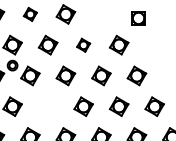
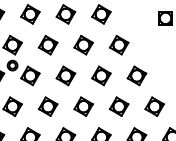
part size: 16x16 px -> 21x21 px (30, 14)
part: none -> present (101, 14)
part position: (138, 18) -> (165, 18) (165, 18)
part size: 16x16 px -> 21x21 px (83, 45)
part: none -> present (47, 106)
